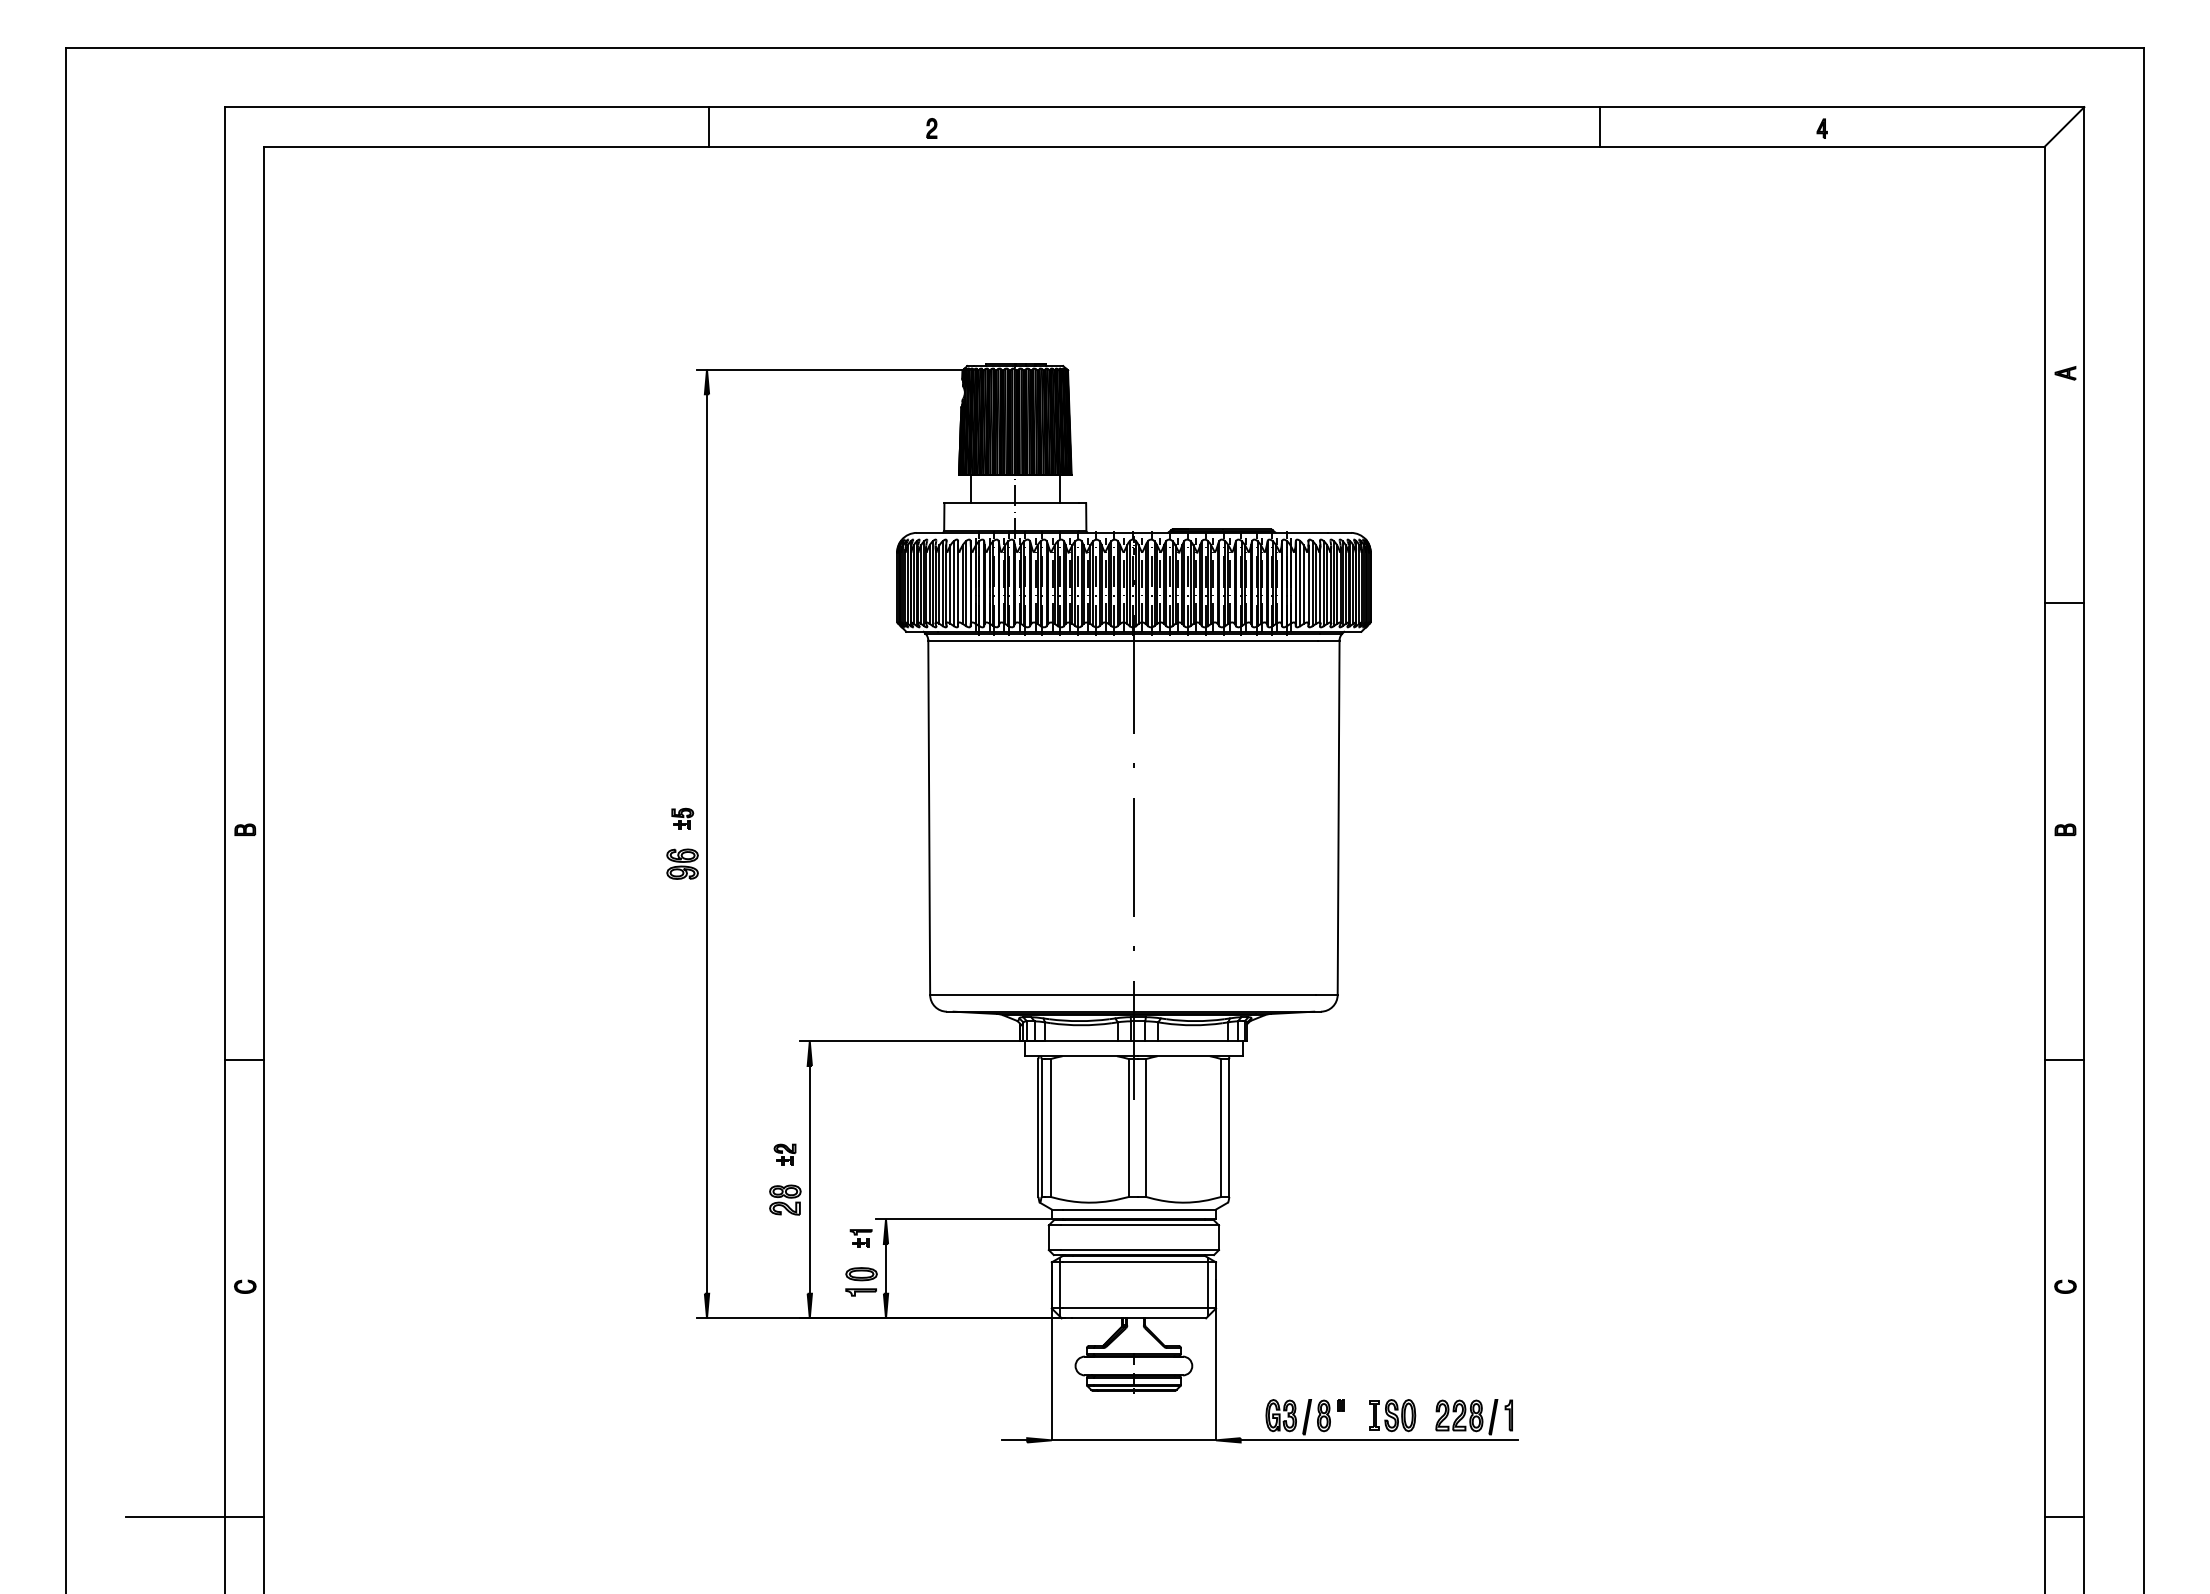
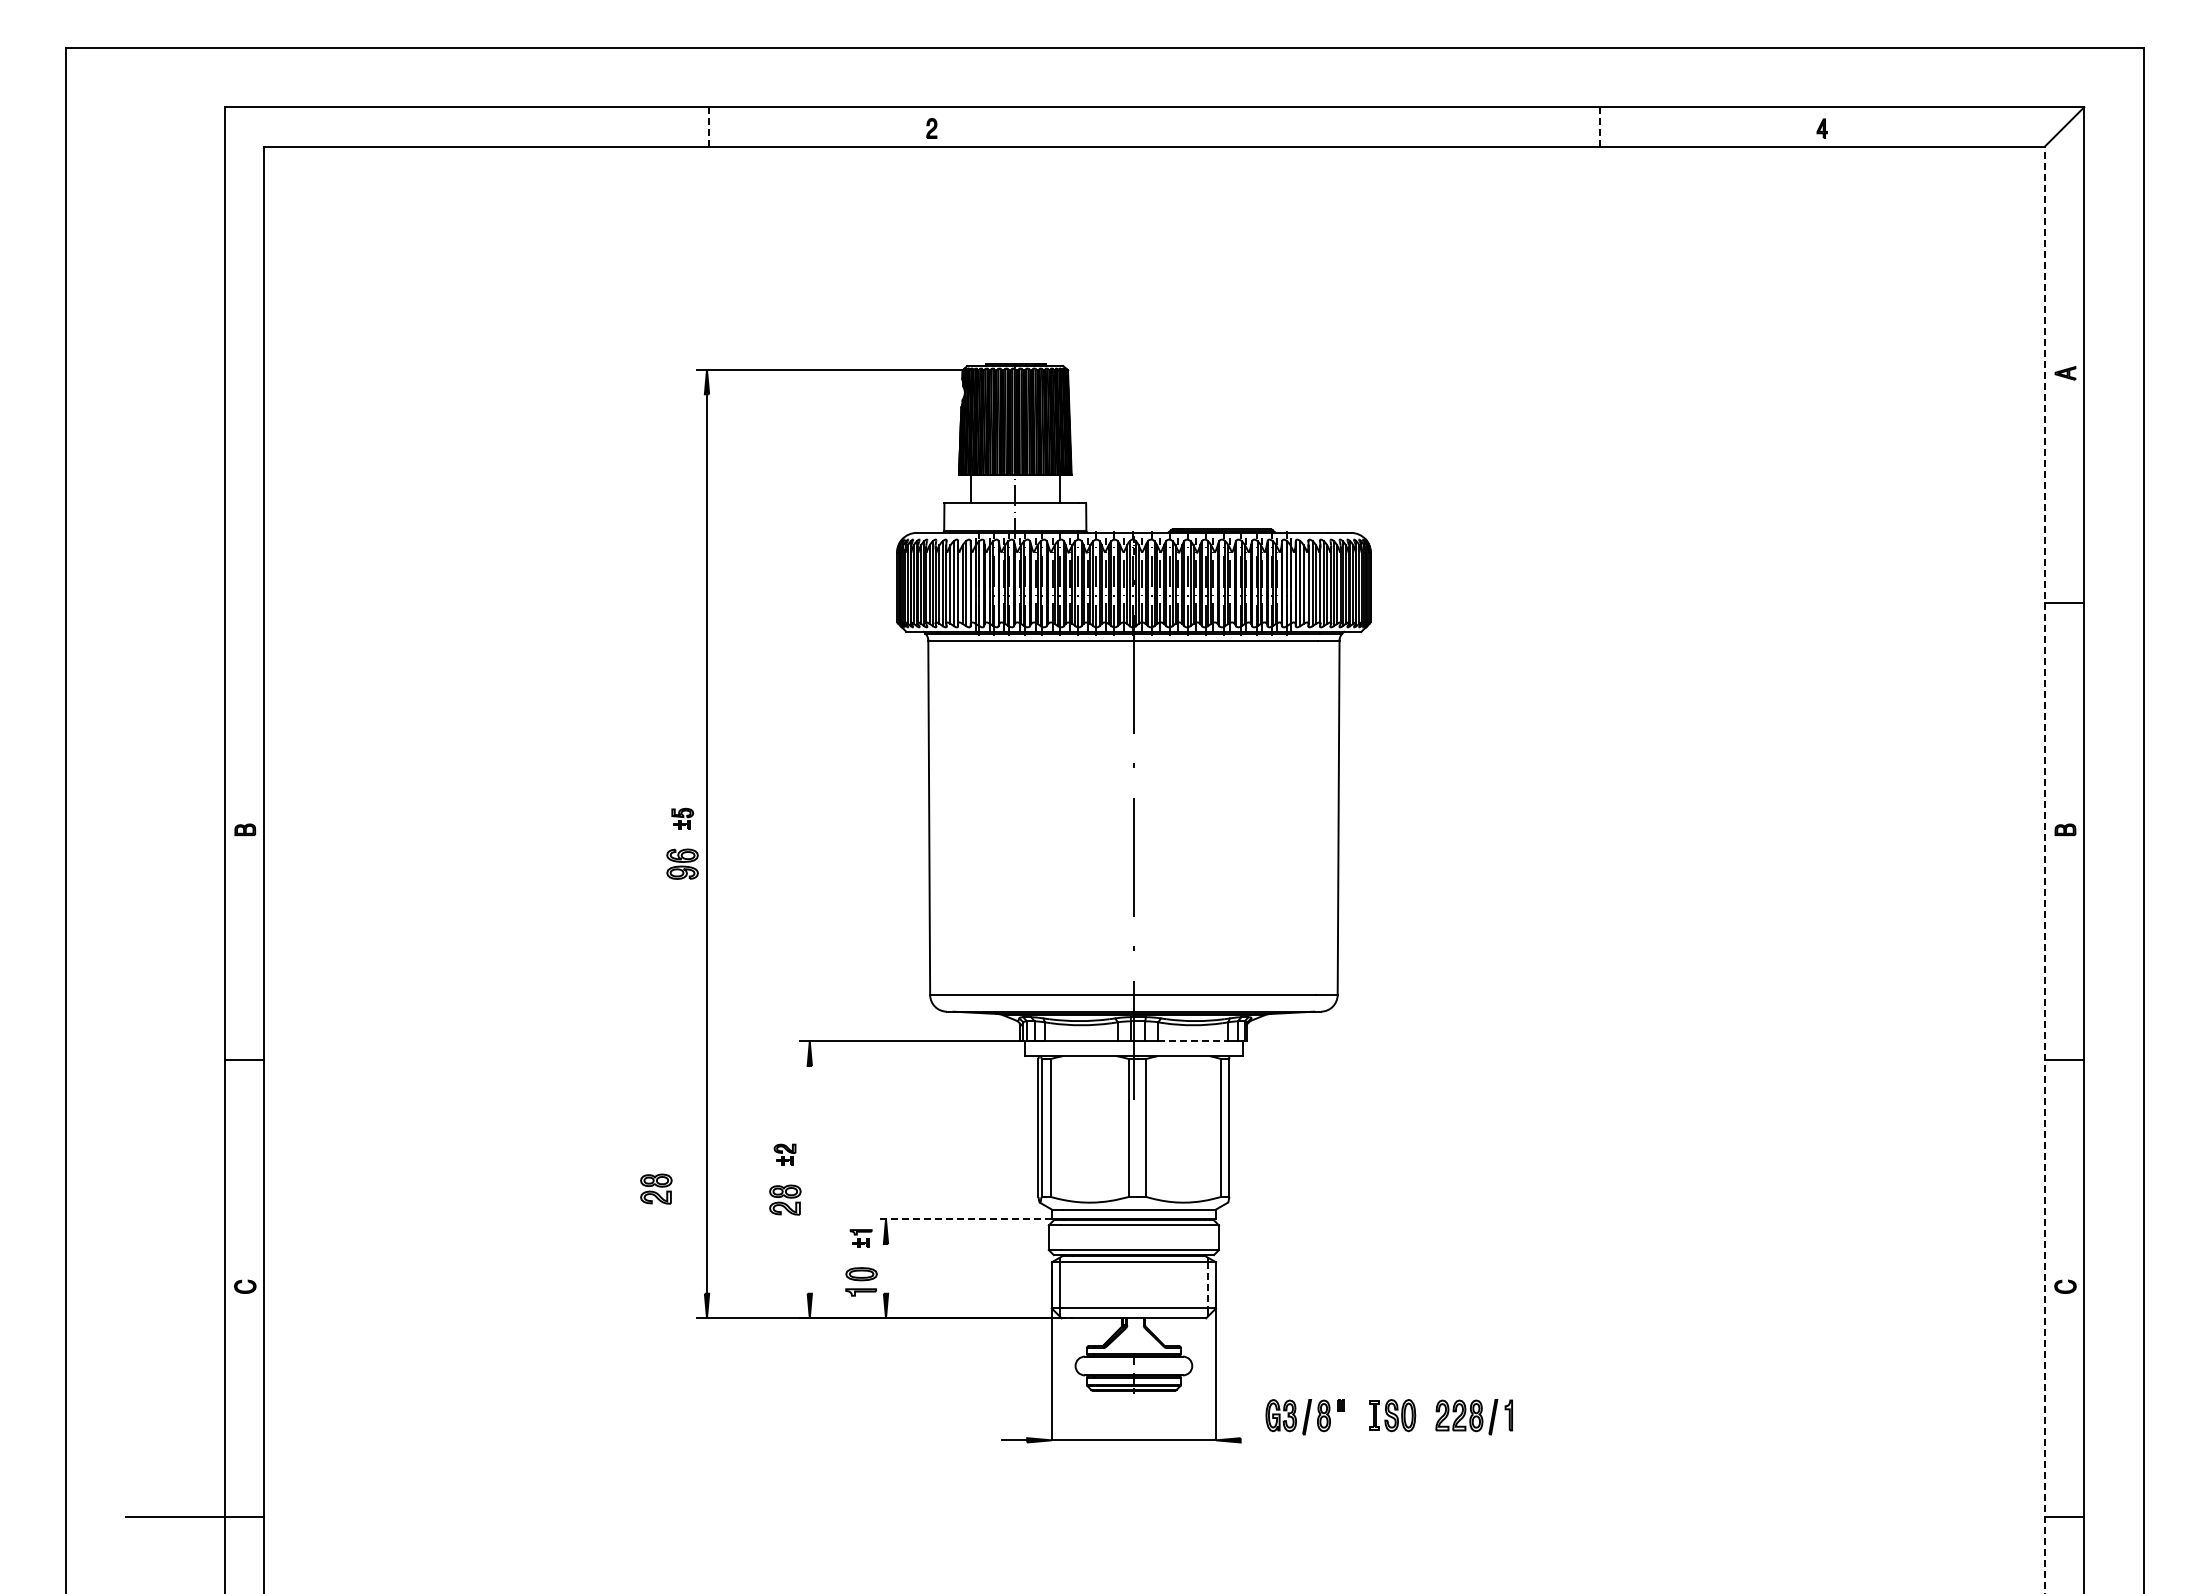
line: solid -> dashed (709, 126)
line: solid -> dashed (1599, 126)
line: solid -> dashed (2044, 869)
line: solid -> dashed (1193, 1041)
line: present -> none (809, 1179)
part: none -> present (656, 1188)
line: solid -> dashed (964, 1219)
line: present -> none (886, 1268)
line: solid -> dashed (1208, 1285)
line: present -> none (1378, 1440)
